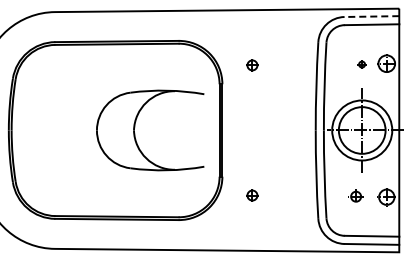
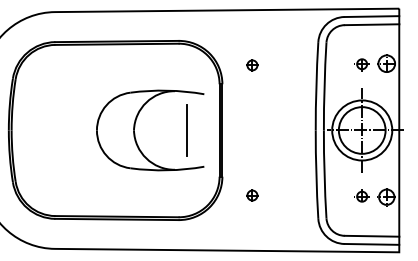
line: dashed -> solid (371, 16)
part size: 10x9 px -> 16x14 px (361, 64)
line: none -> present (187, 130)
part position: (355, 195) -> (361, 195) (361, 195)
